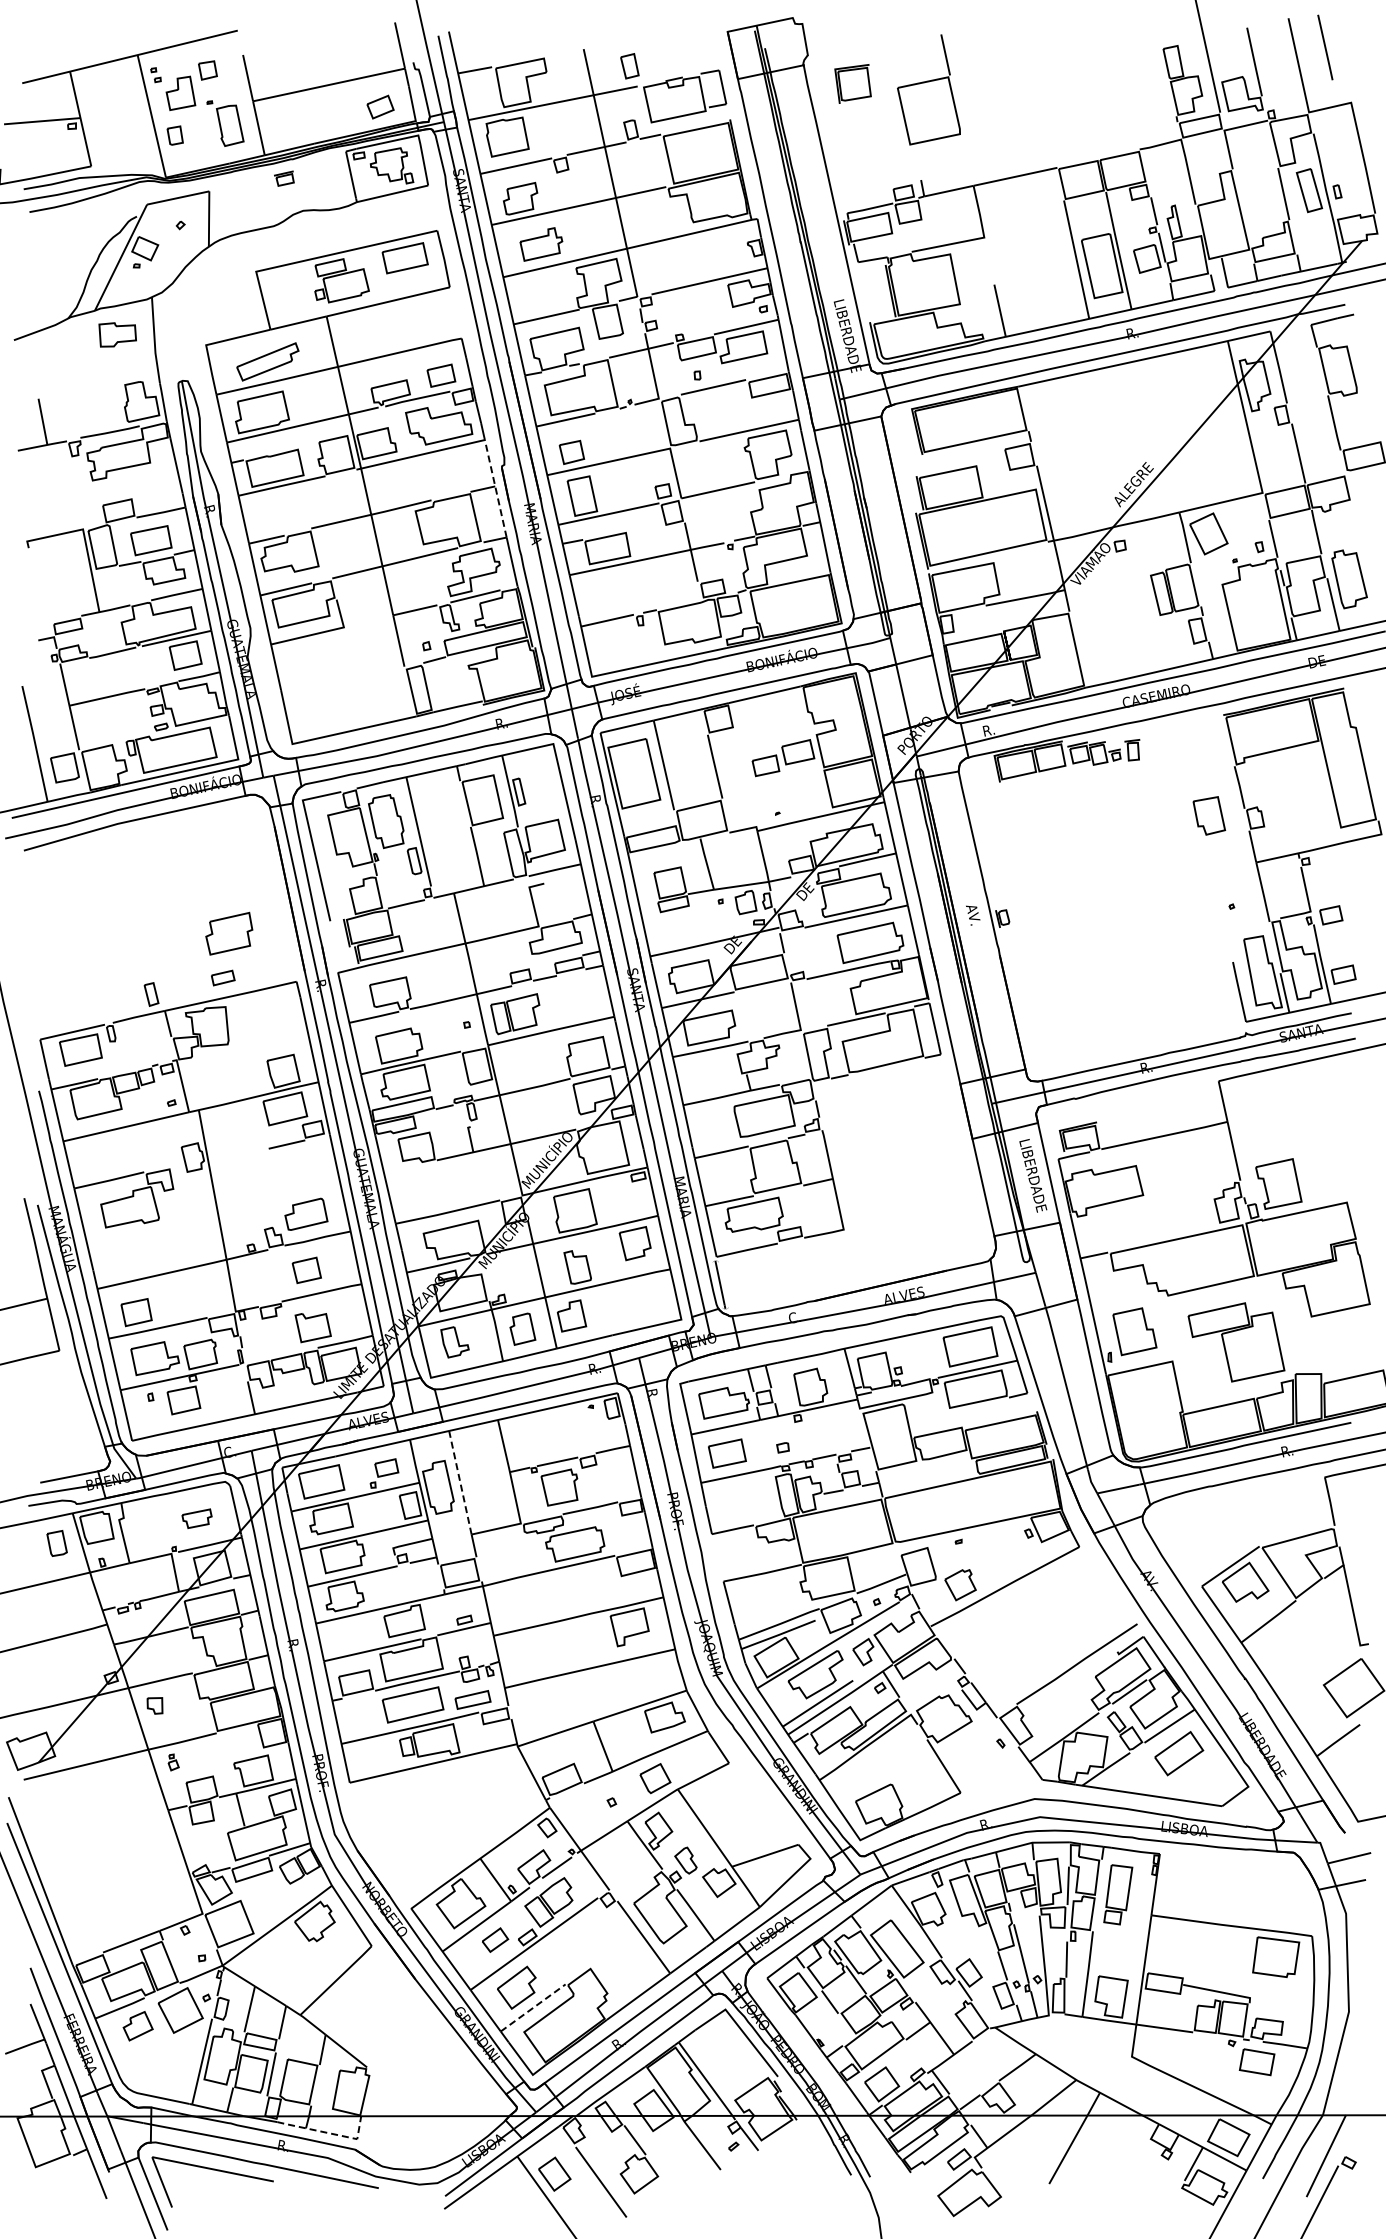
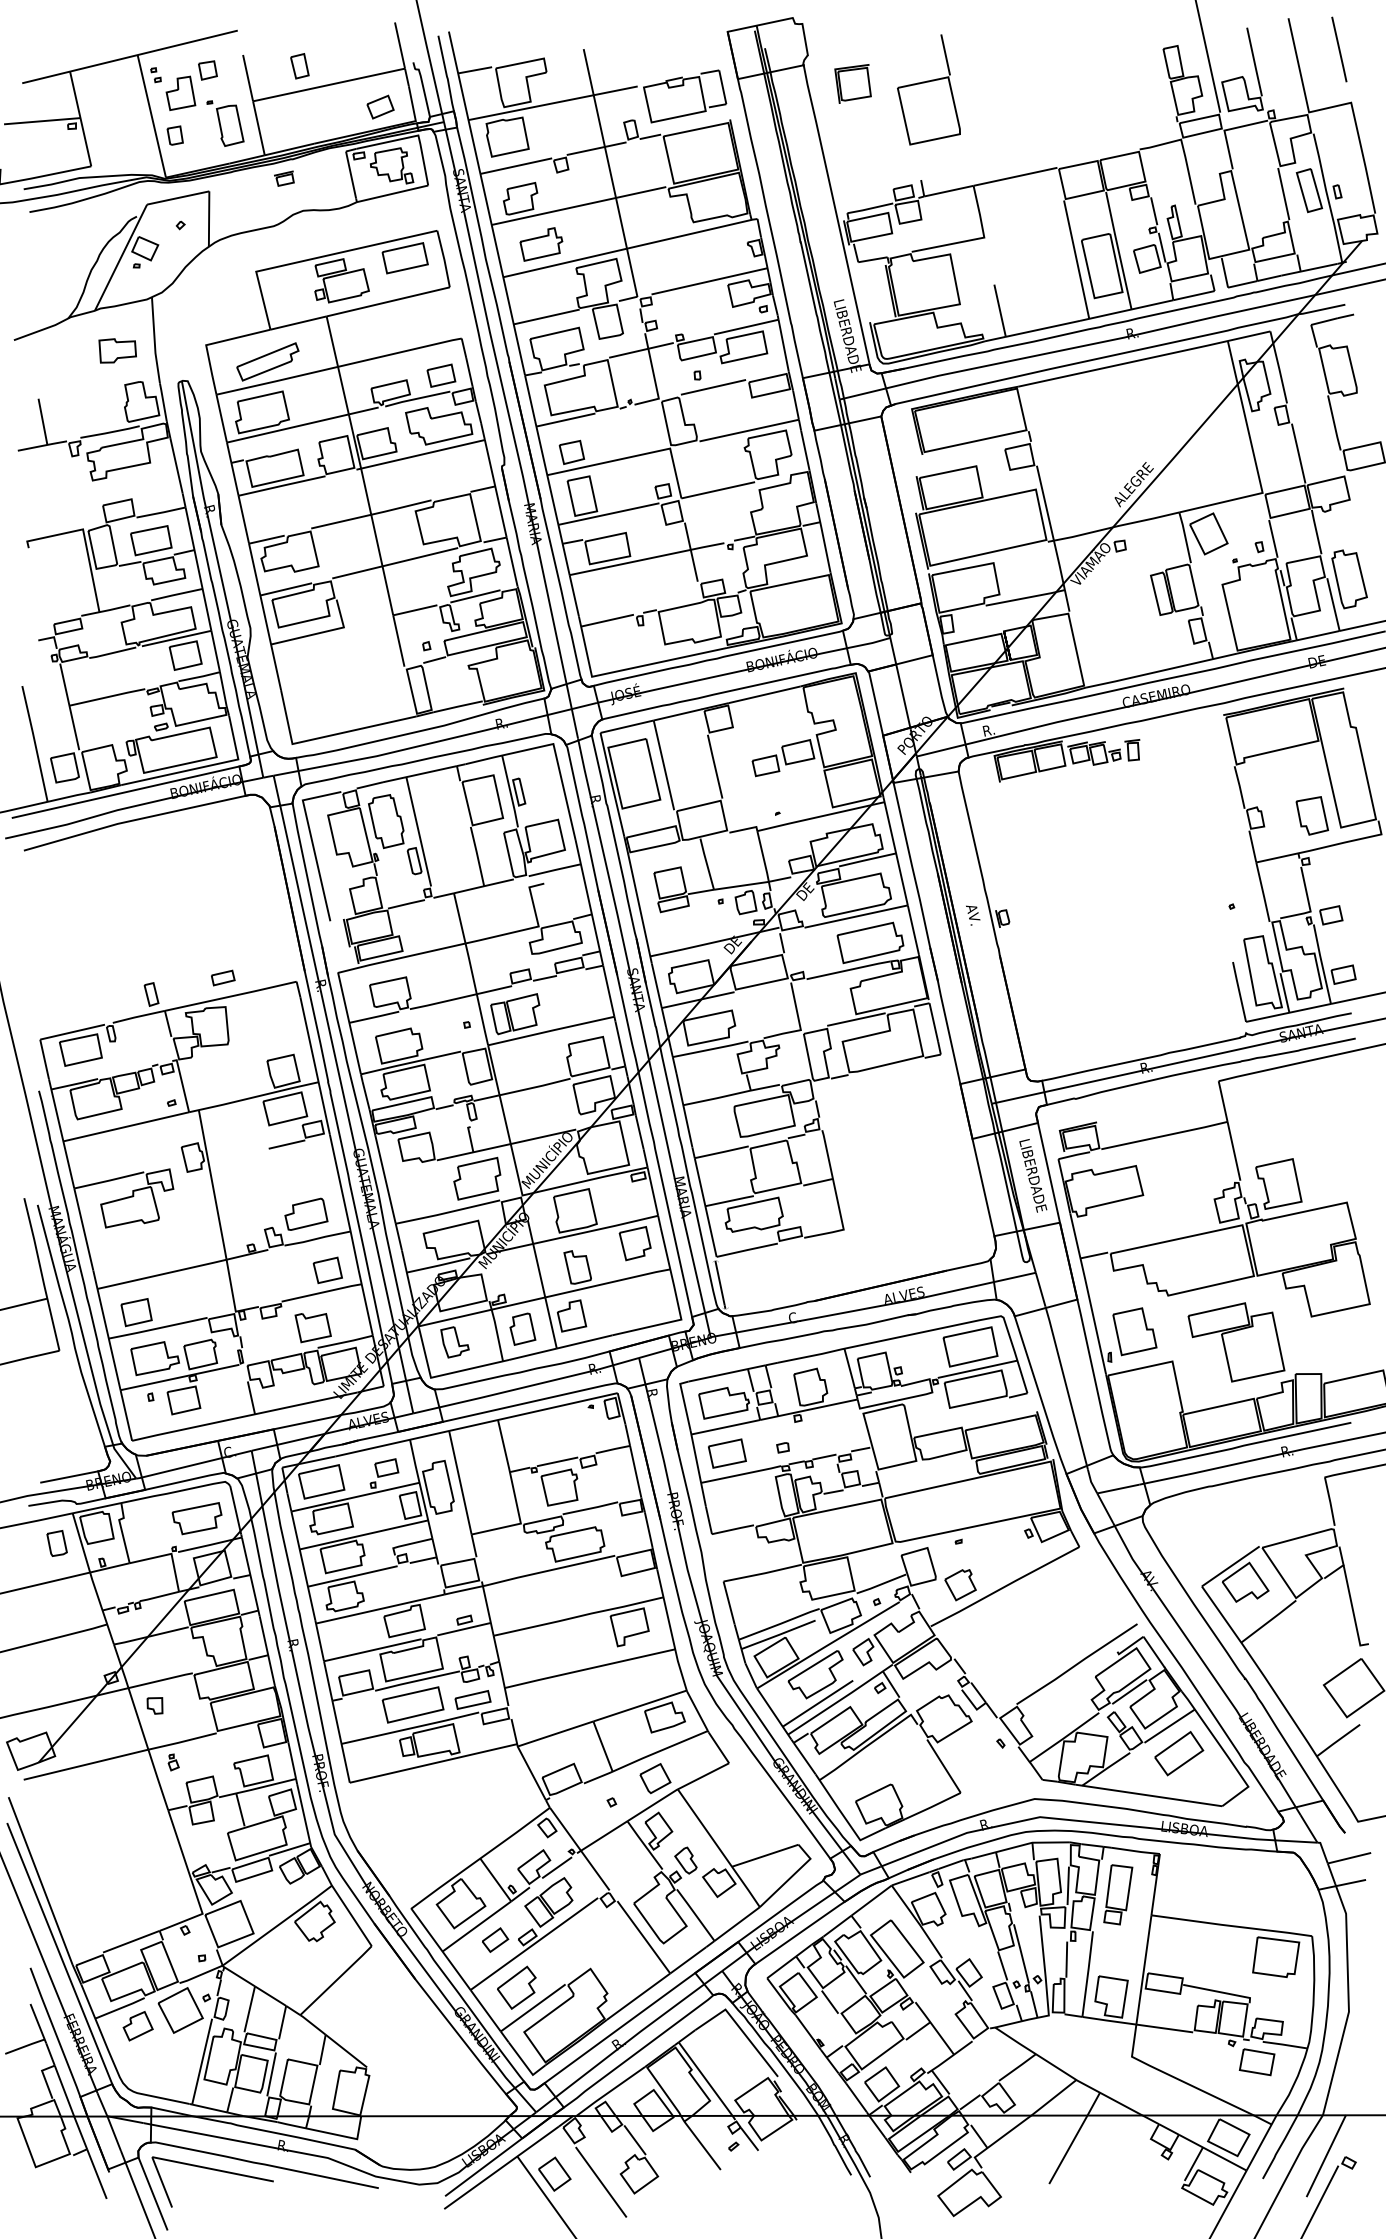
line position: (1325, 47) -> (1339, 49) (1339, 49)
part position: (629, 66) -> (299, 66) (299, 66)
part position: (117, 334) -> (117, 350) (117, 350)
line: dashed -> solid (495, 488)
part position: (1209, 815) -> (1312, 815) (1312, 815)
part position: (229, 933) -> (477, 1178) (477, 1178)
part position: (306, 1269) -> (327, 1269) (327, 1269)
line: dashed -> solid (460, 1482)
part size: 32x21 px -> 52x34 px (196, 1518)
line: dashed -> solid (533, 2007)
line: dashed -> solid (329, 2133)
